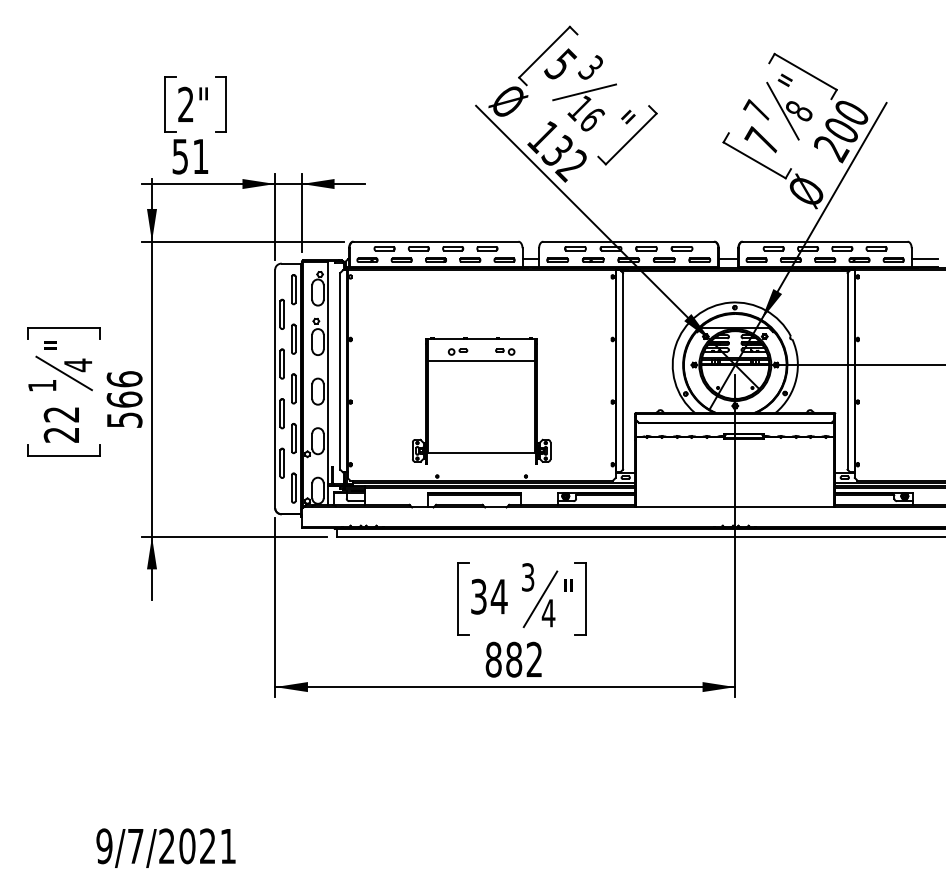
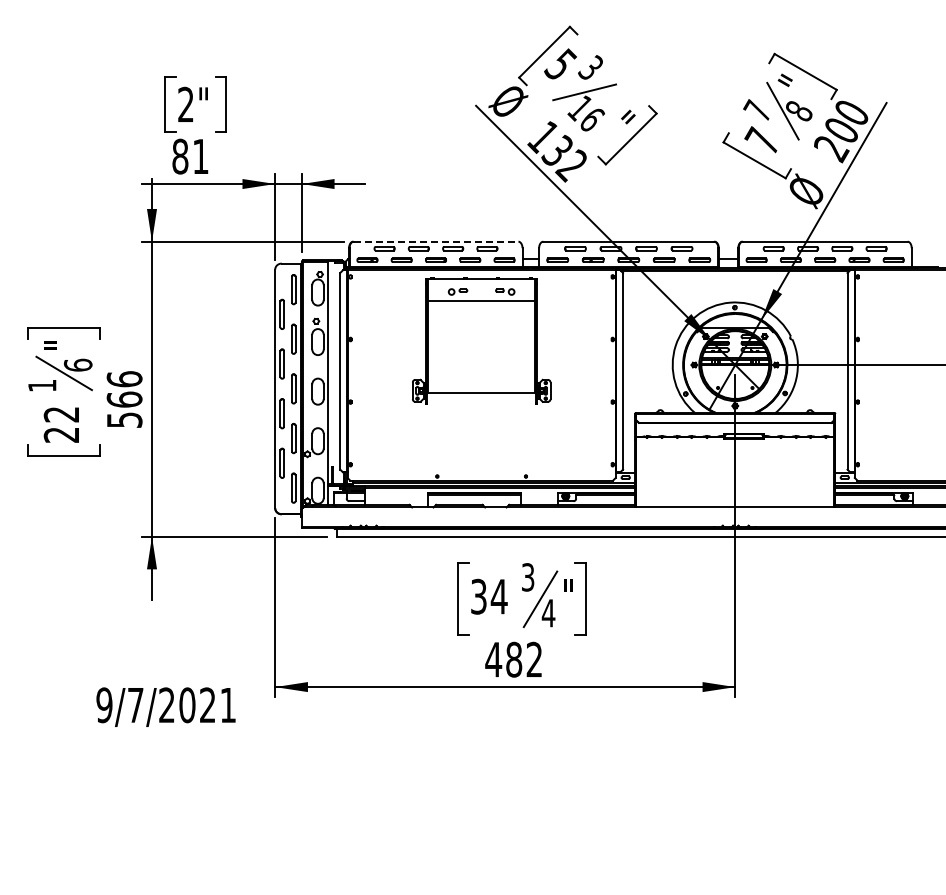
text: 51 -> 81 (180, 156)
line: solid -> dashed (436, 241)
line: present -> none (924, 259)
text: 4 -> 6 (77, 365)
part position: (481, 400) -> (481, 340) (481, 340)
text: 882 -> 482 (493, 659)
text position: (165, 847) -> (165, 706) (165, 706)
